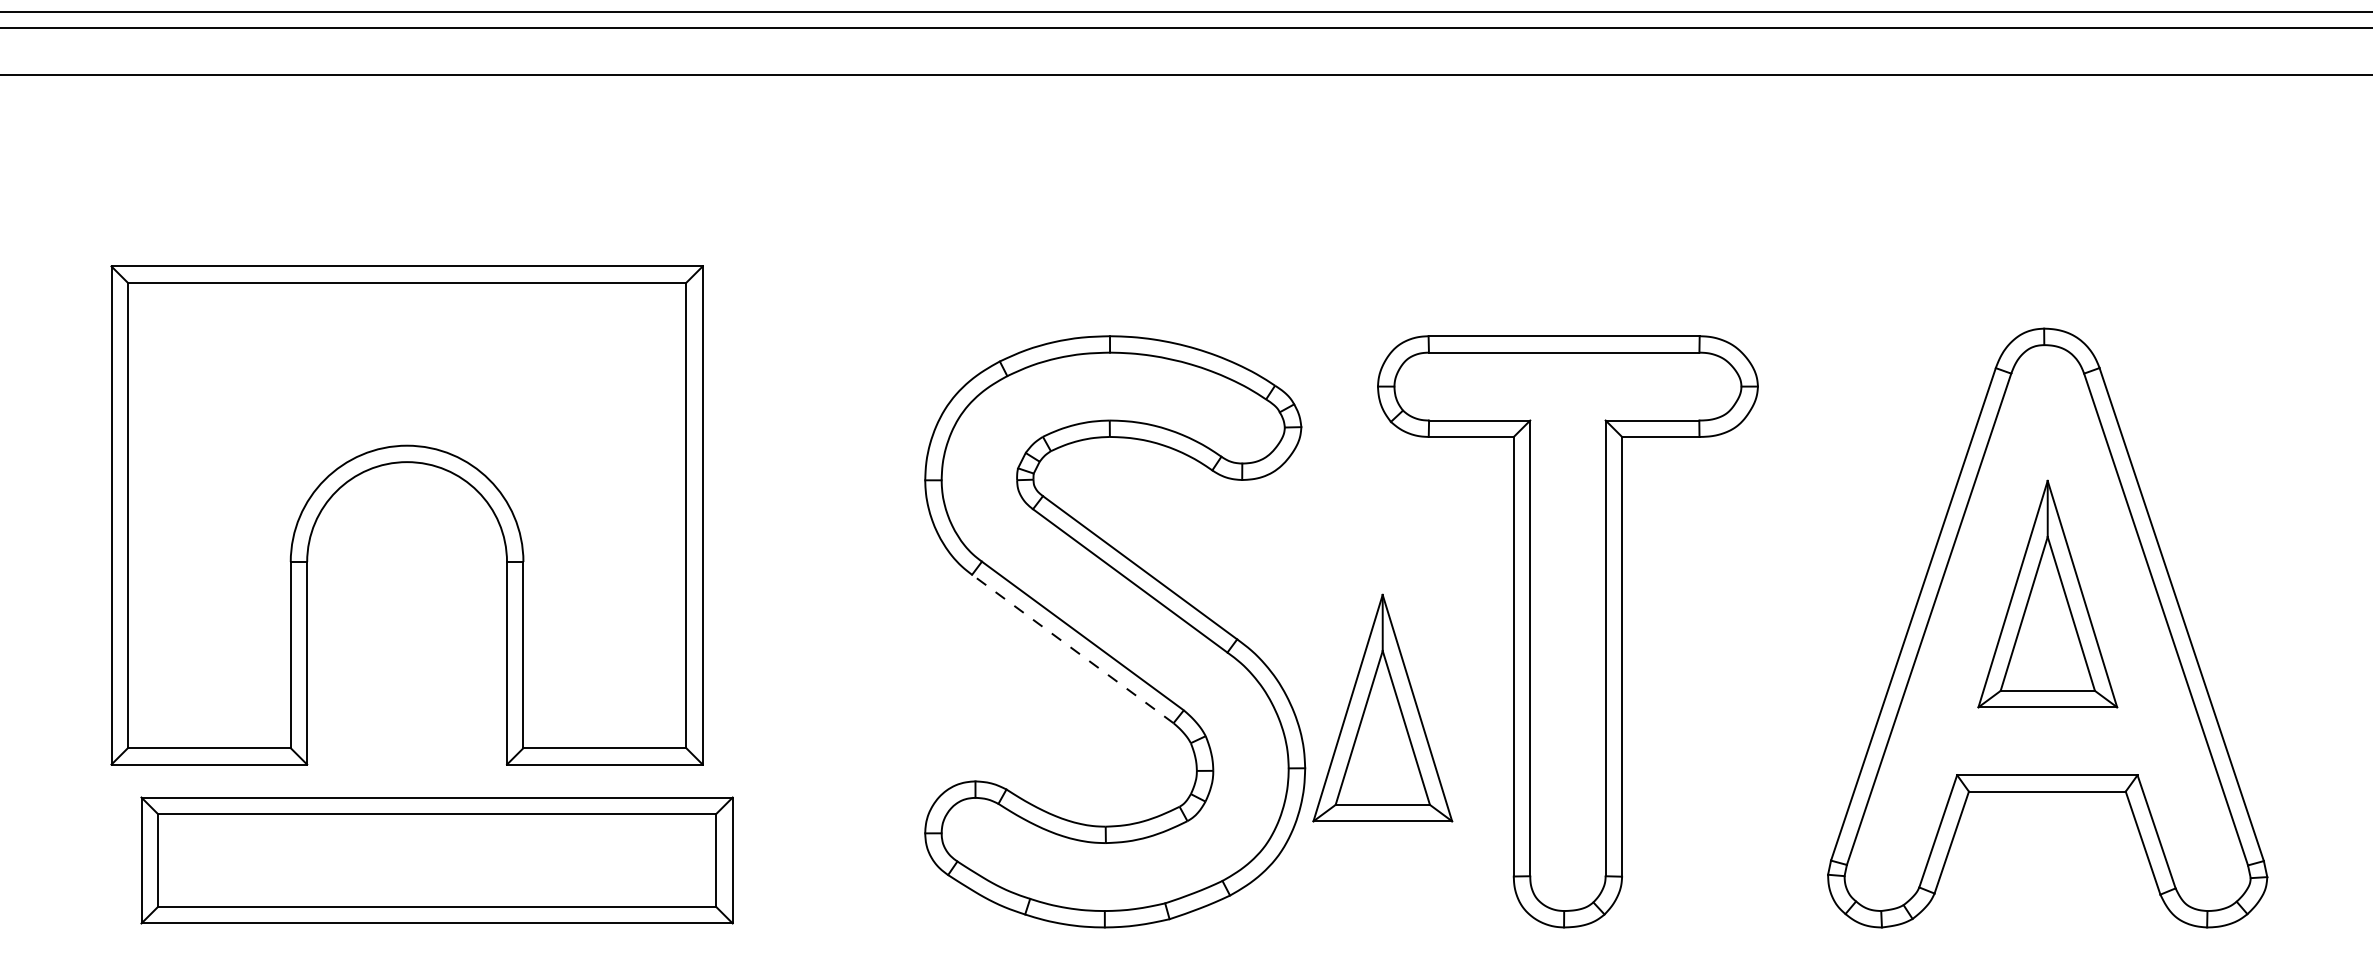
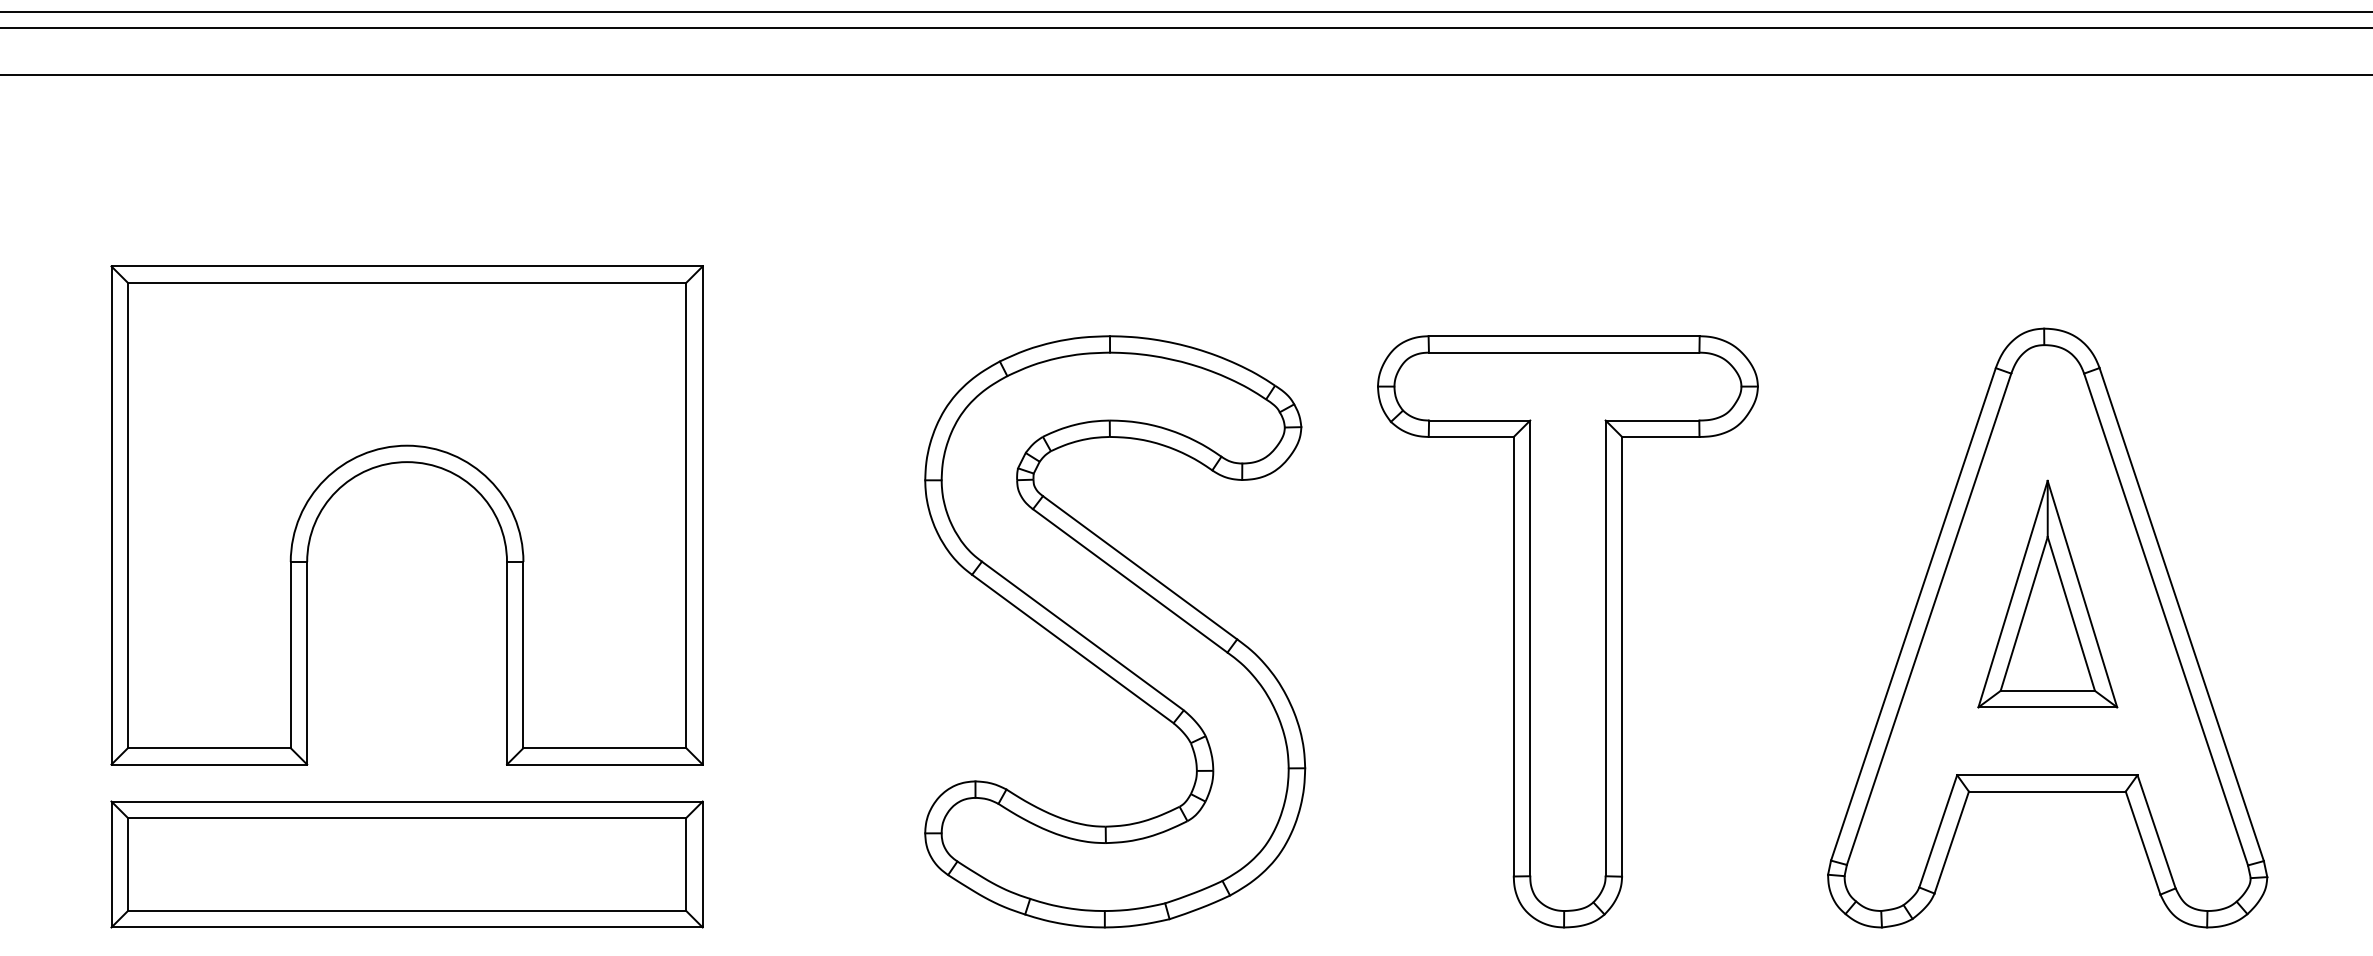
line: dashed -> solid (1072, 648)
part: present -> none (1382, 707)
part position: (436, 860) -> (406, 864) (406, 864)
